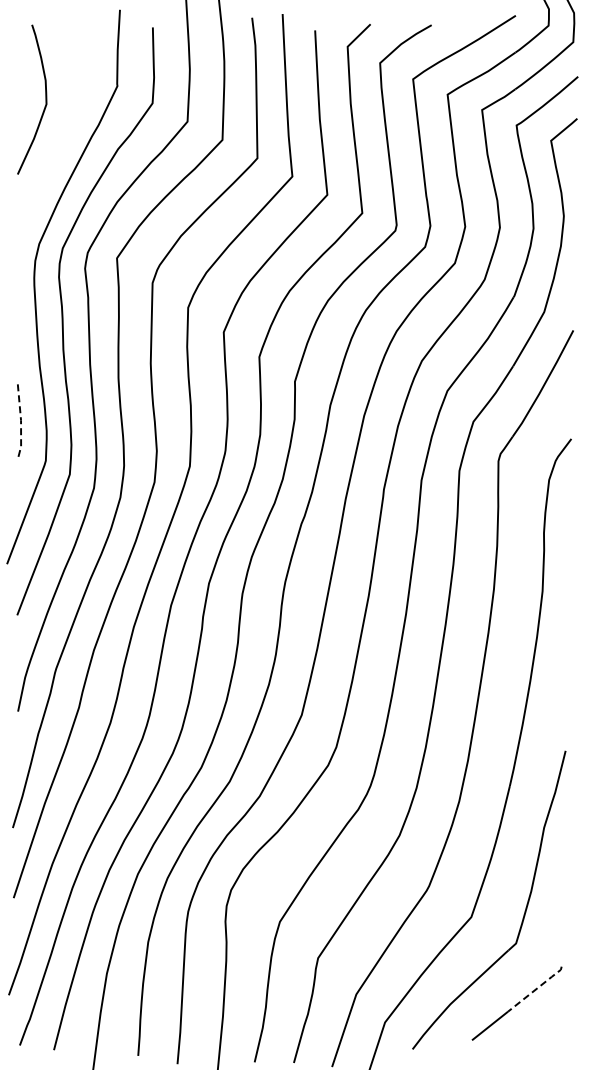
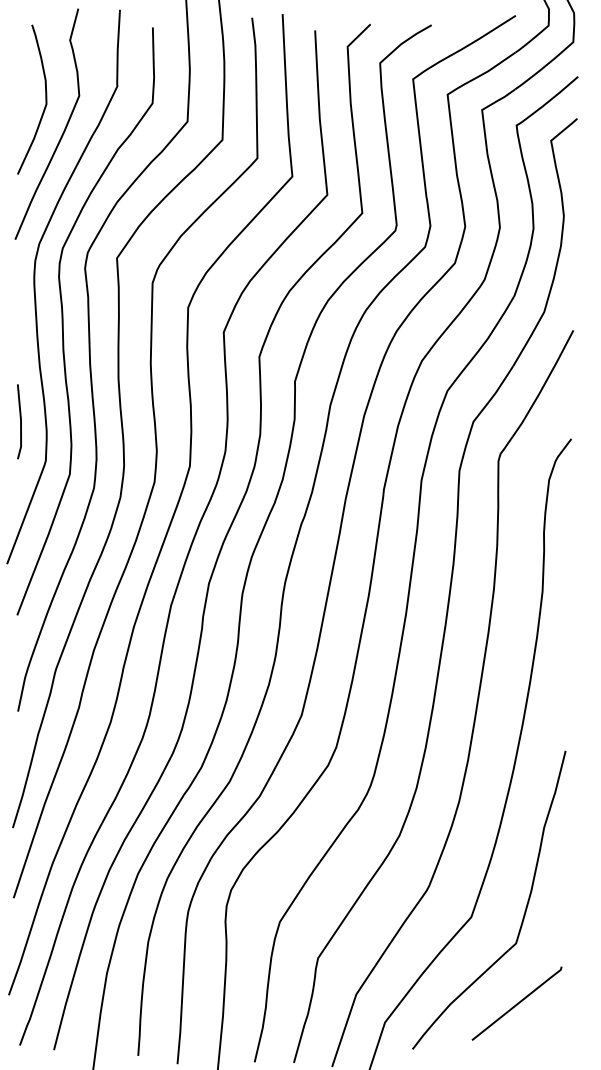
curve: none -> present (63, 130)
line: dashed -> solid (21, 422)
line: dashed -> solid (536, 989)
